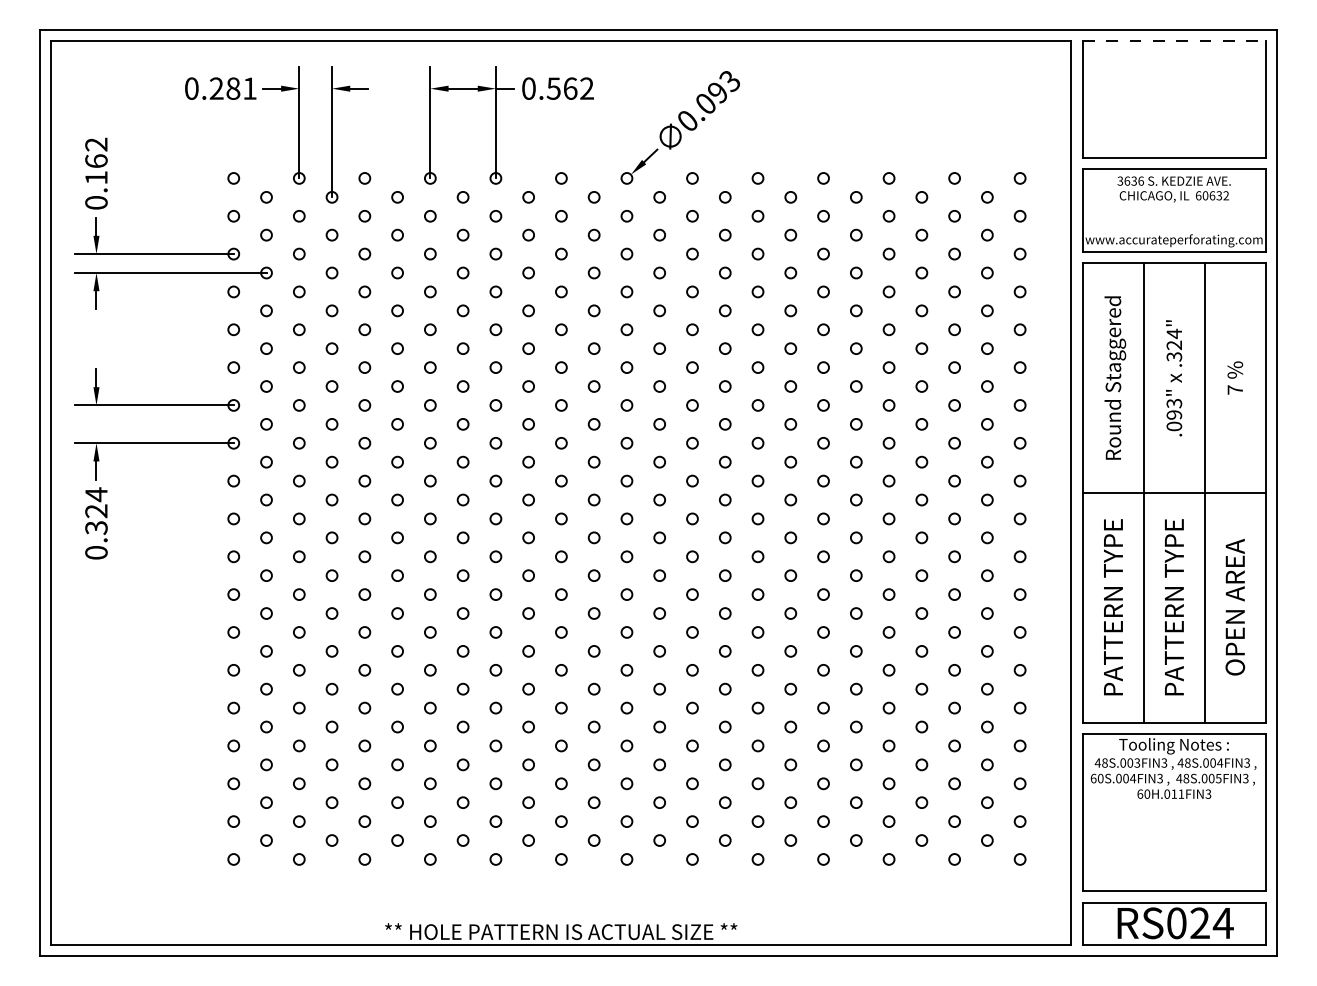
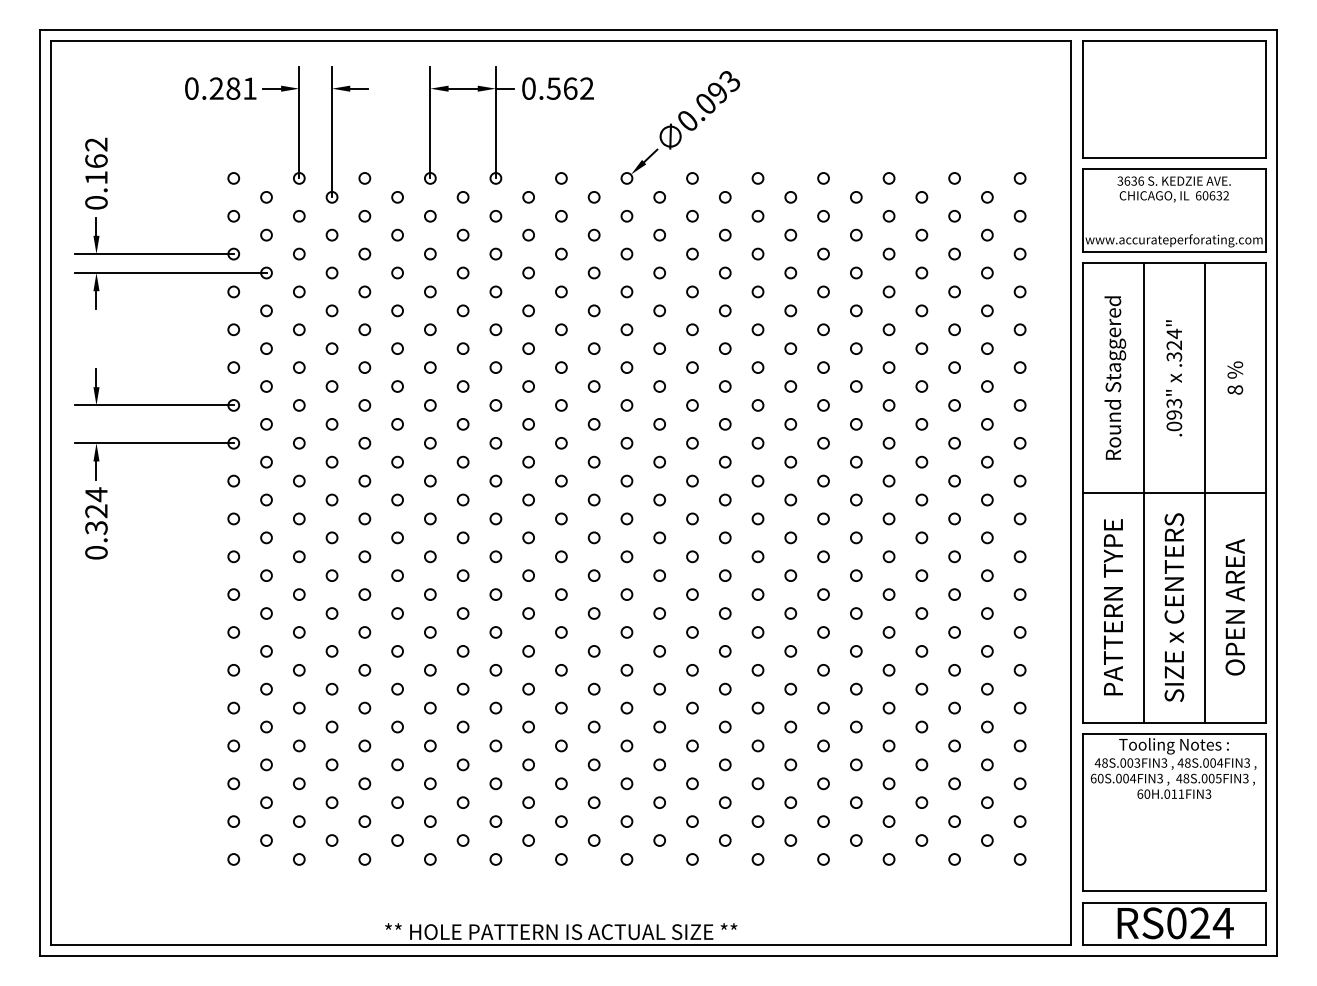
line: dashed -> solid (1174, 41)
text: 7 -> 8 (1235, 389)
text: PATTERN TYPE -> SIZE x CENTERS (1174, 607)
